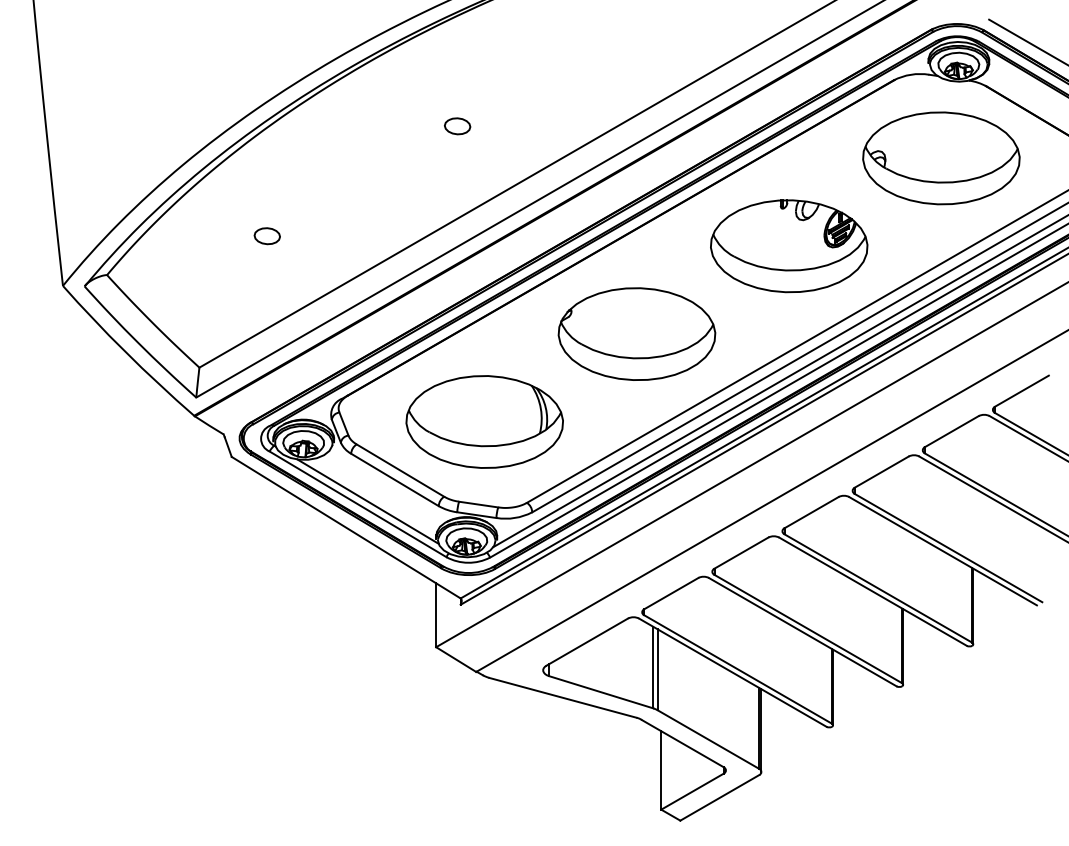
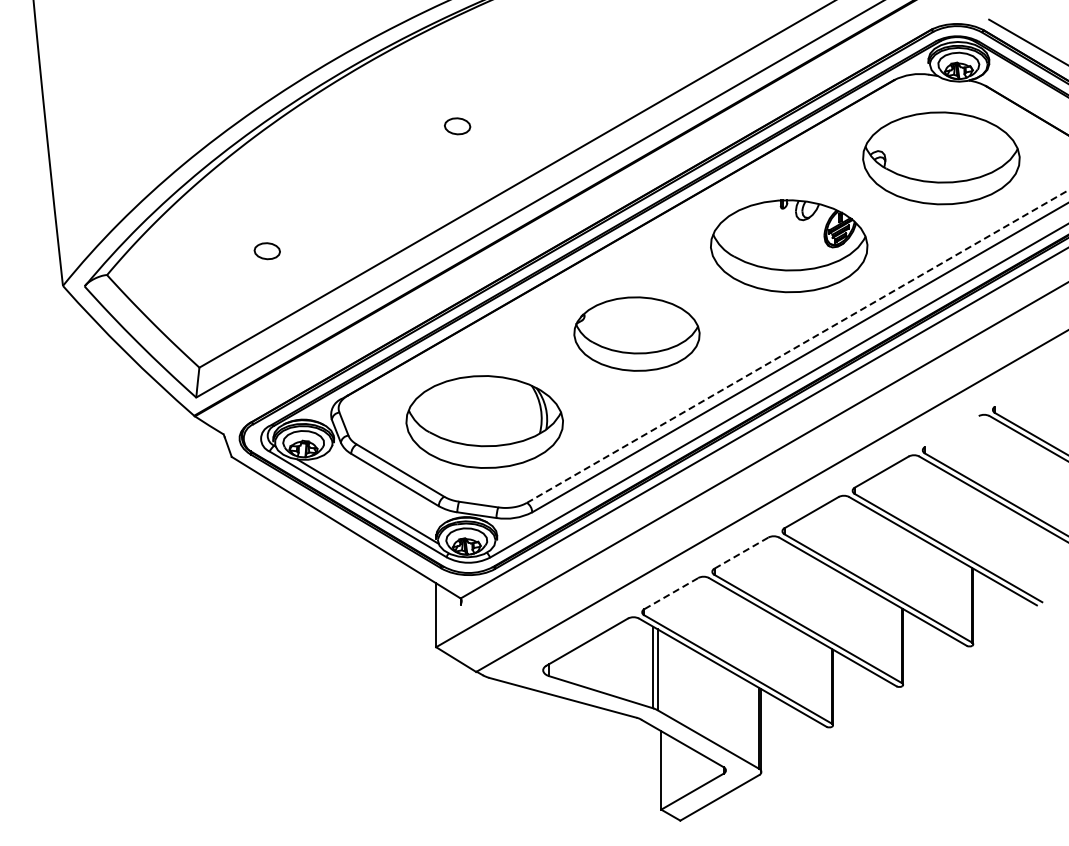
part position: (266, 236) -> (266, 251) (266, 251)
part size: 160x94 px -> 128x76 px (636, 333)
line: solid -> dashed (797, 346)
line: present -> none (779, 381)
line: present -> none (1021, 390)
line: present -> none (762, 429)
line: present -> none (951, 431)
line: solid -> dashed (741, 552)
line: solid -> dashed (671, 593)
